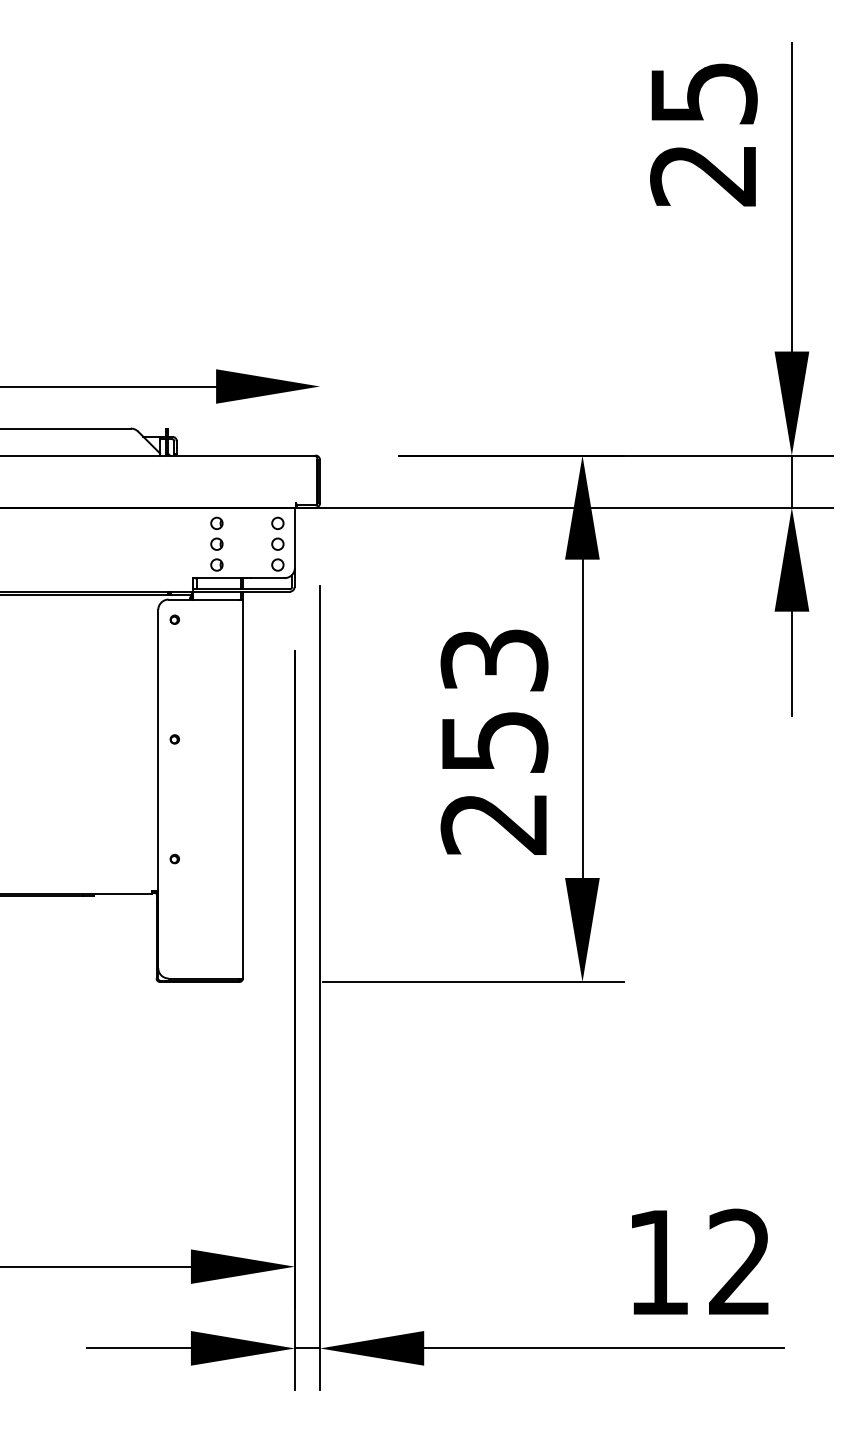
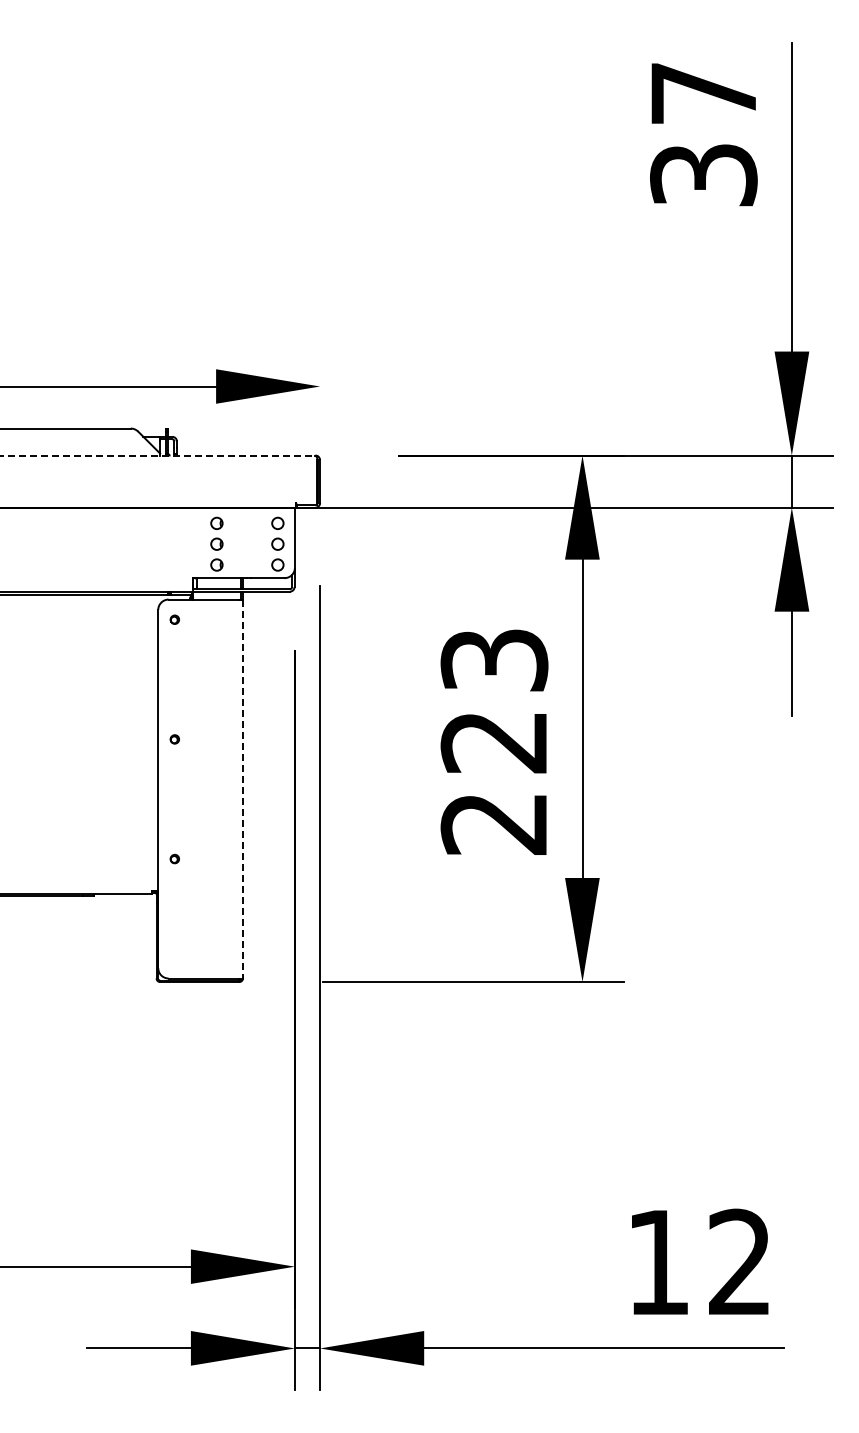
text: 25 -> 37 (703, 134)
line: solid -> dashed (158, 455)
text: 253 -> 223 (494, 742)
line: solid -> dashed (242, 789)
